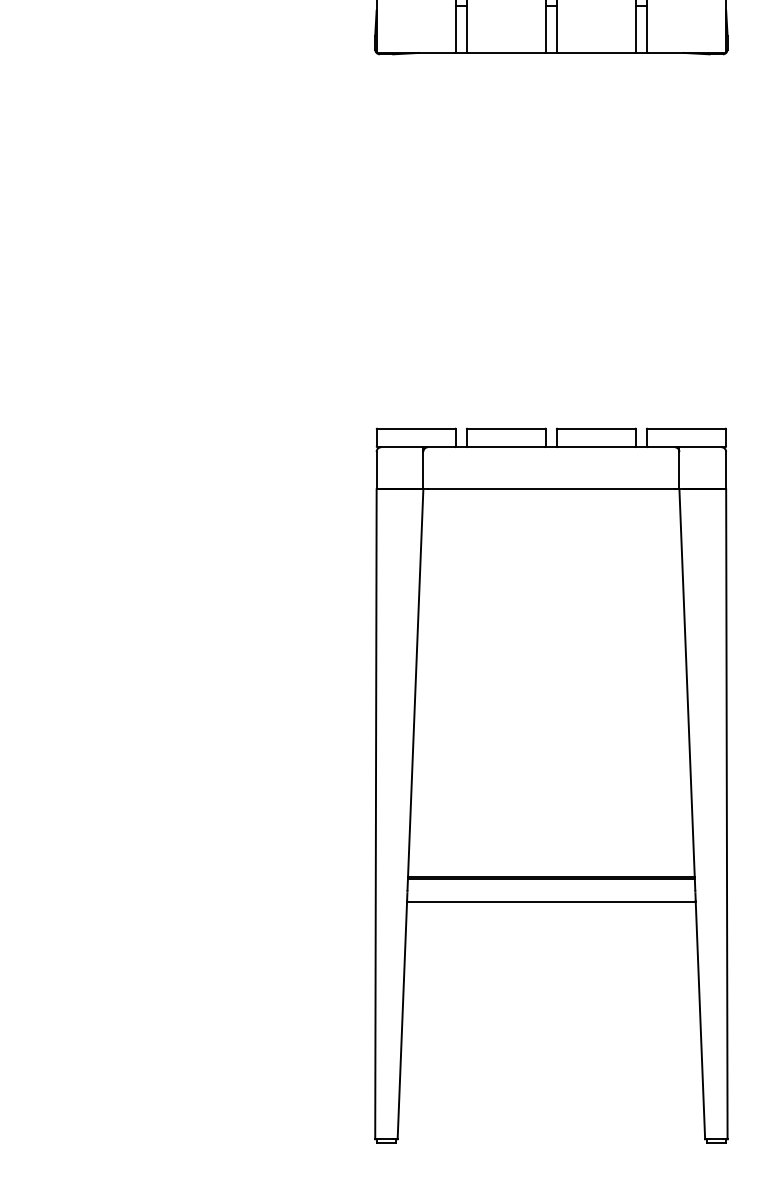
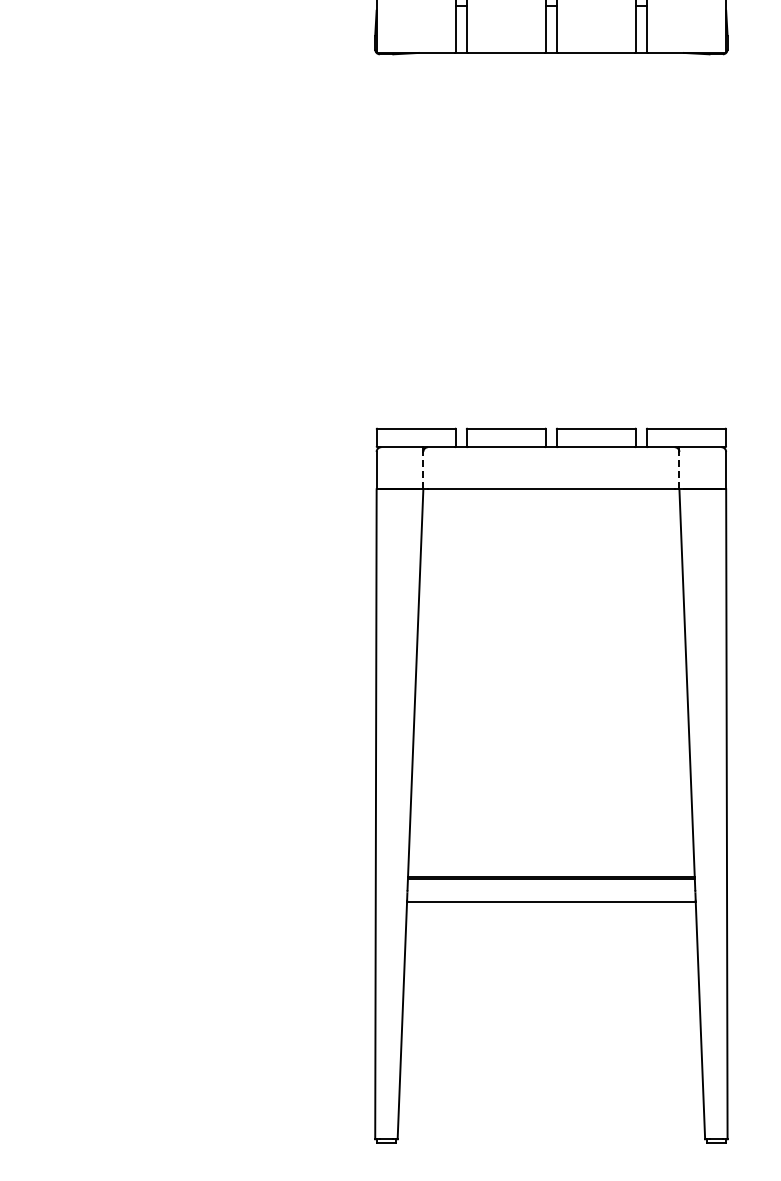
line: solid -> dashed (423, 470)
line: solid -> dashed (679, 470)
